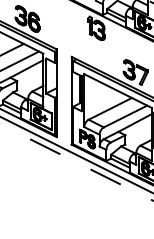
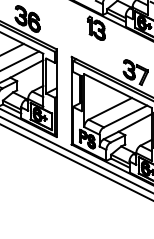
line: dashed -> solid (77, 163)
